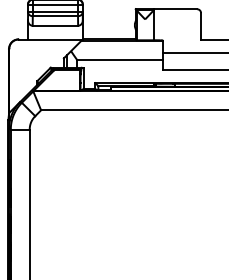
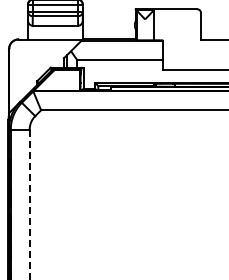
line: present -> none (194, 52)
line: solid -> dashed (29, 204)
